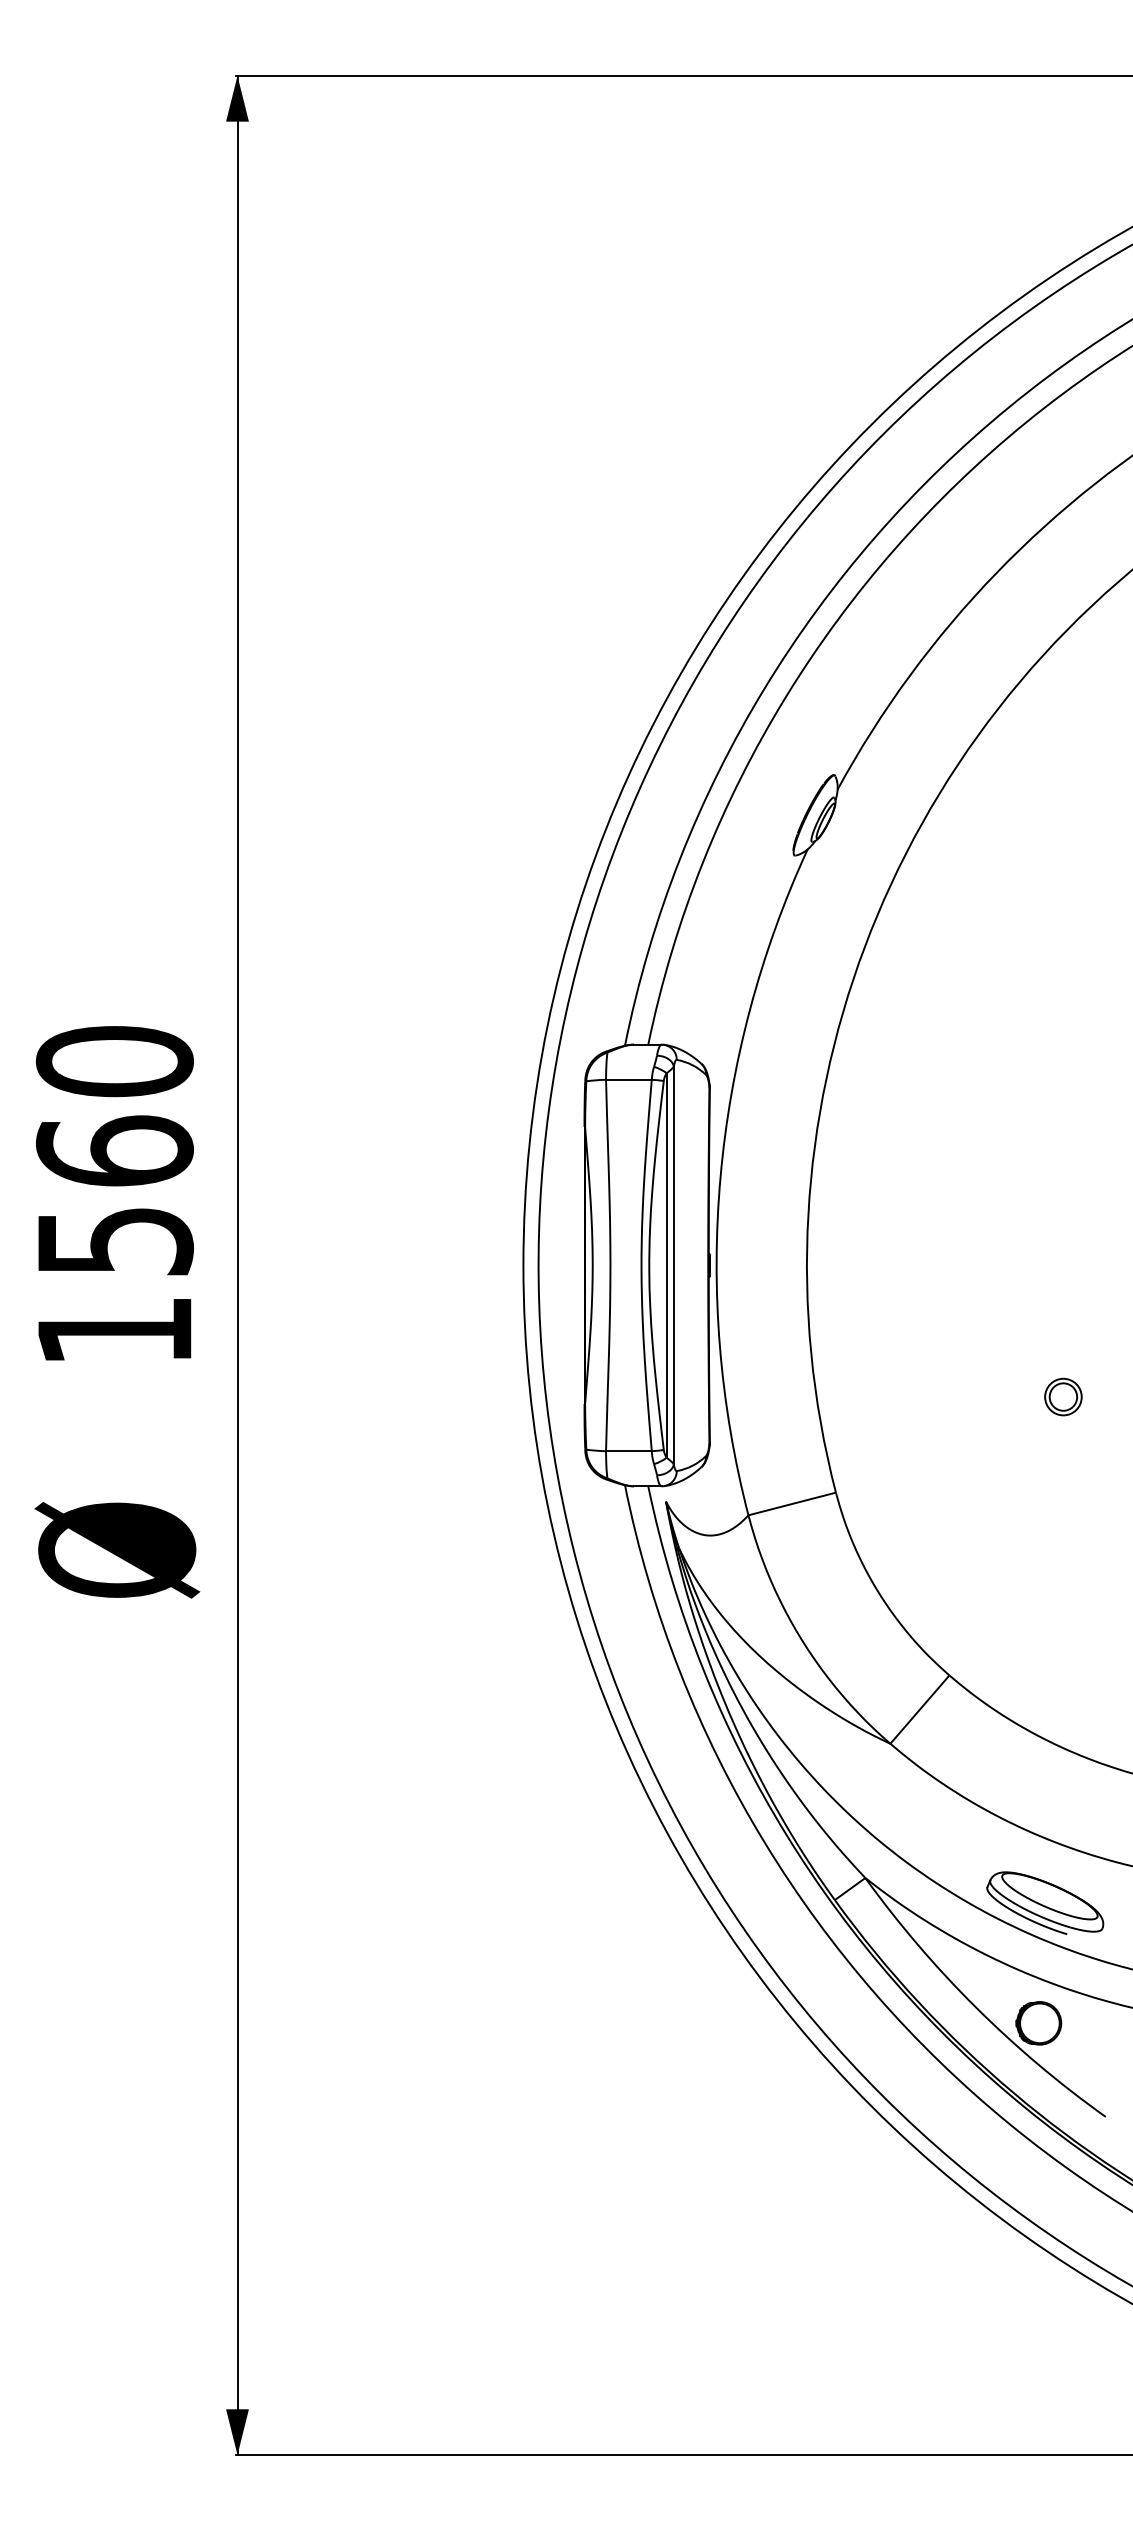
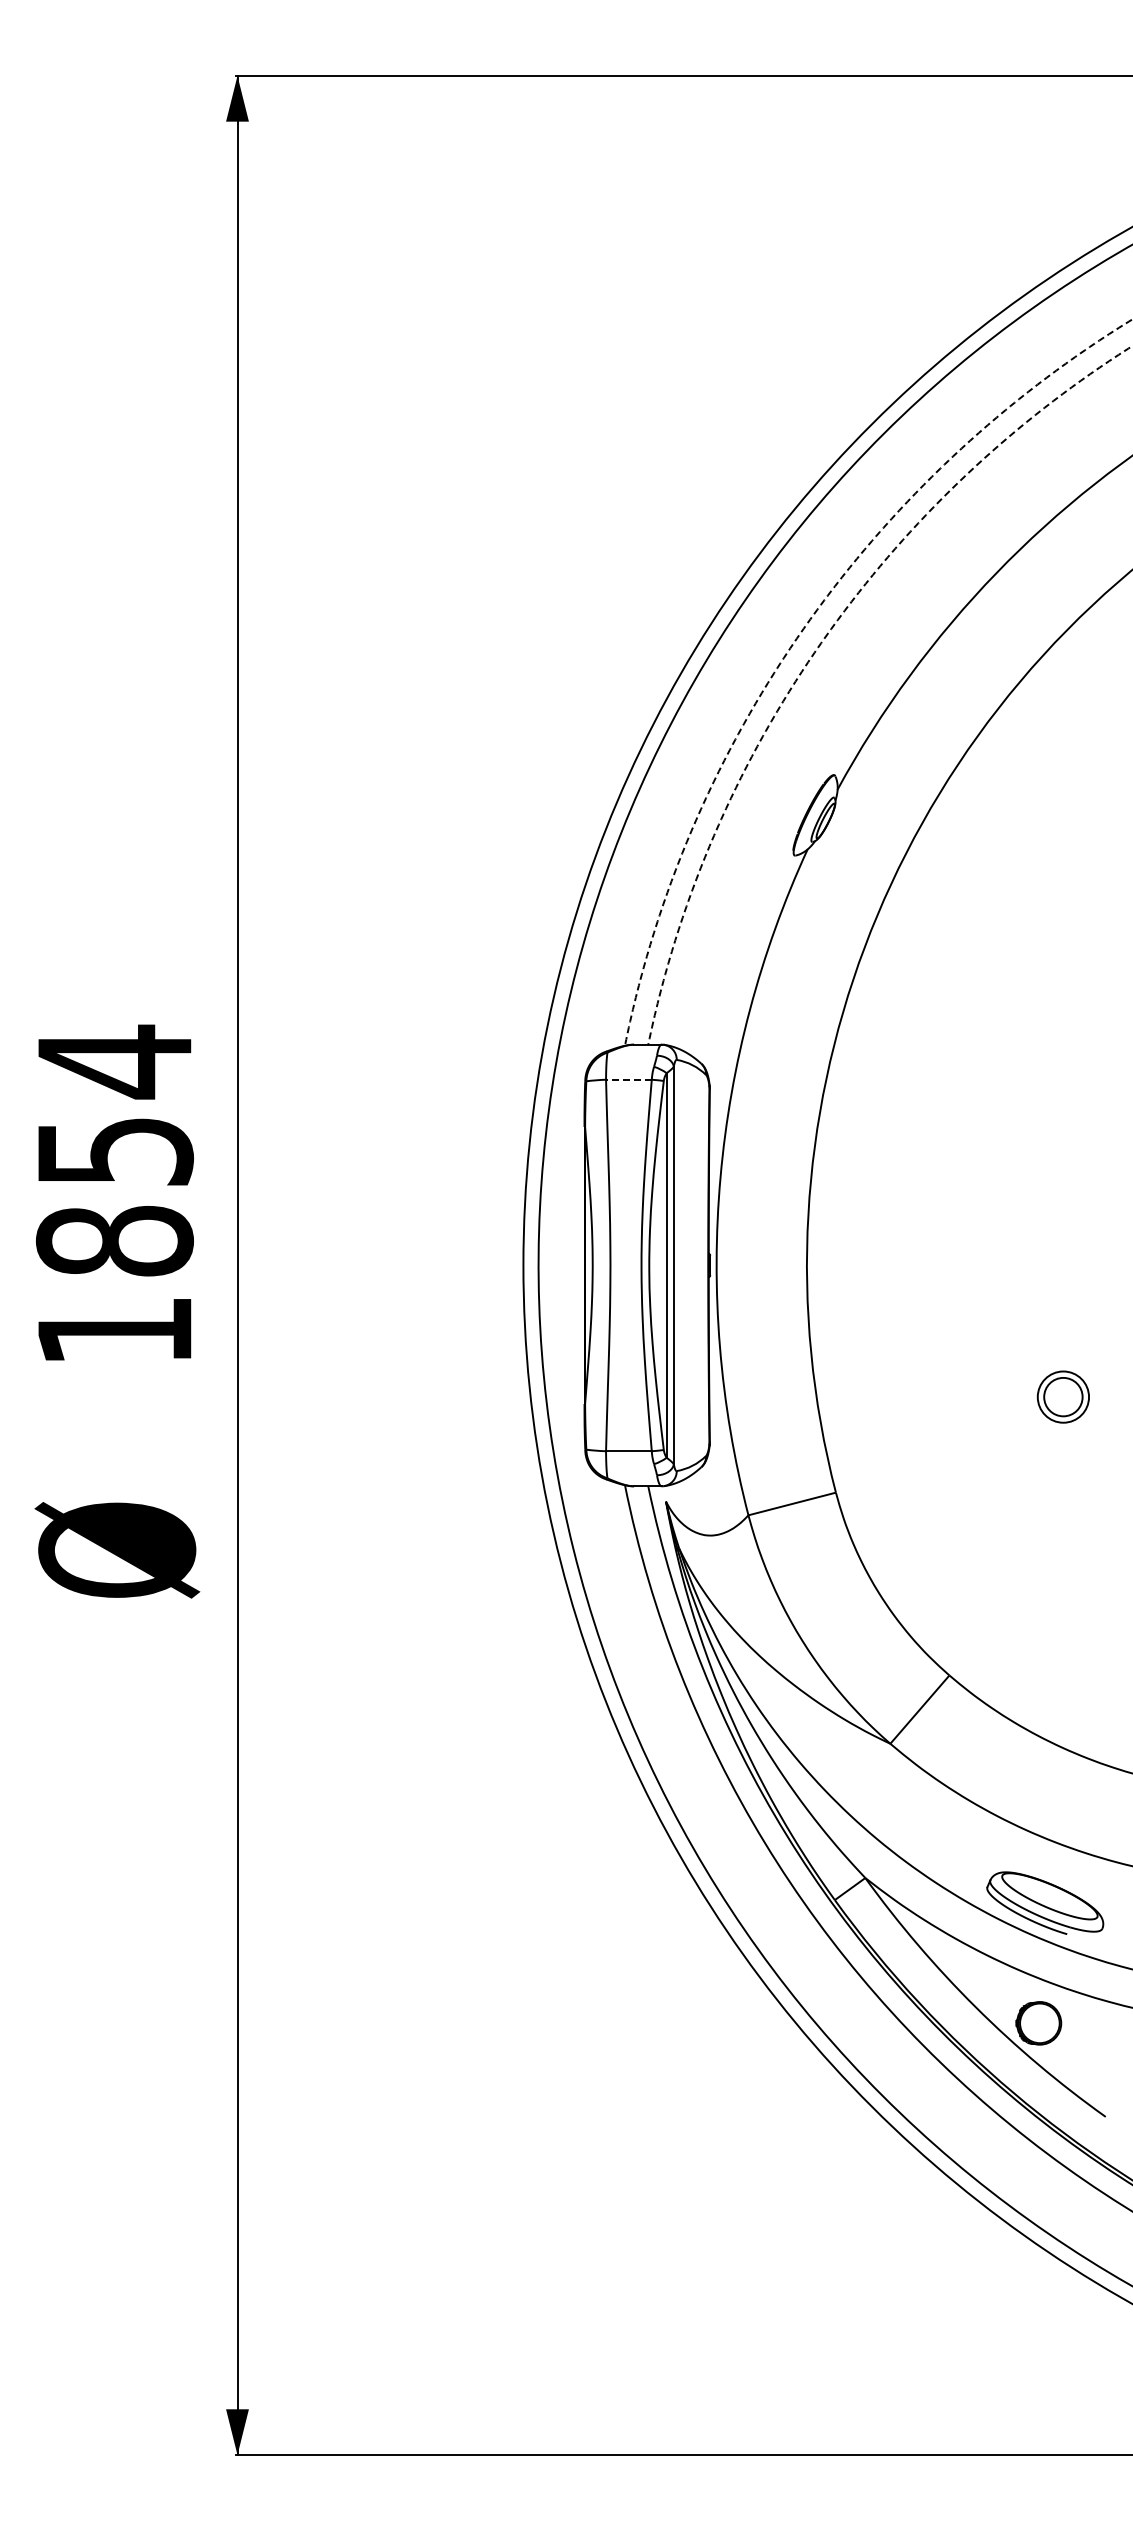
arc: solid -> dashed (803, 628)
arc: solid -> dashed (816, 649)
line: solid -> dashed (628, 1079)
text: 1560 -> 1854 (114, 1150)
part size: 39x40 px -> 54x54 px (1062, 1396)
